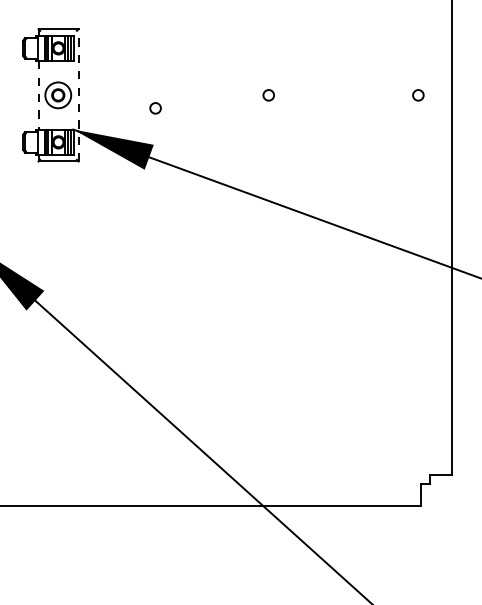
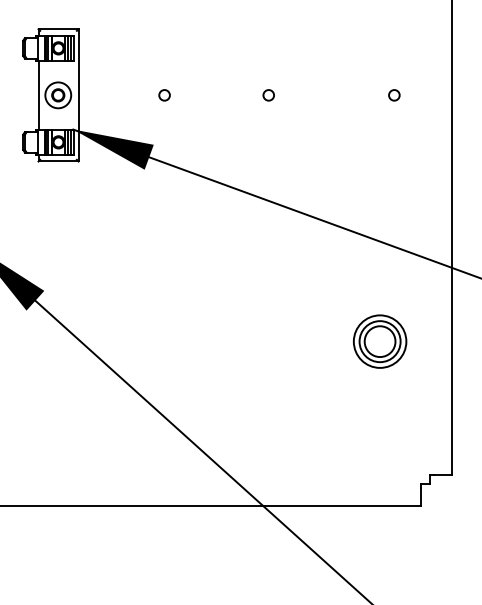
line: dashed -> solid (78, 94)
line: dashed -> solid (38, 95)
circle position: (418, 95) -> (394, 95) (394, 95)
circle position: (155, 108) -> (164, 95) (164, 95)
part: none -> present (380, 341)
